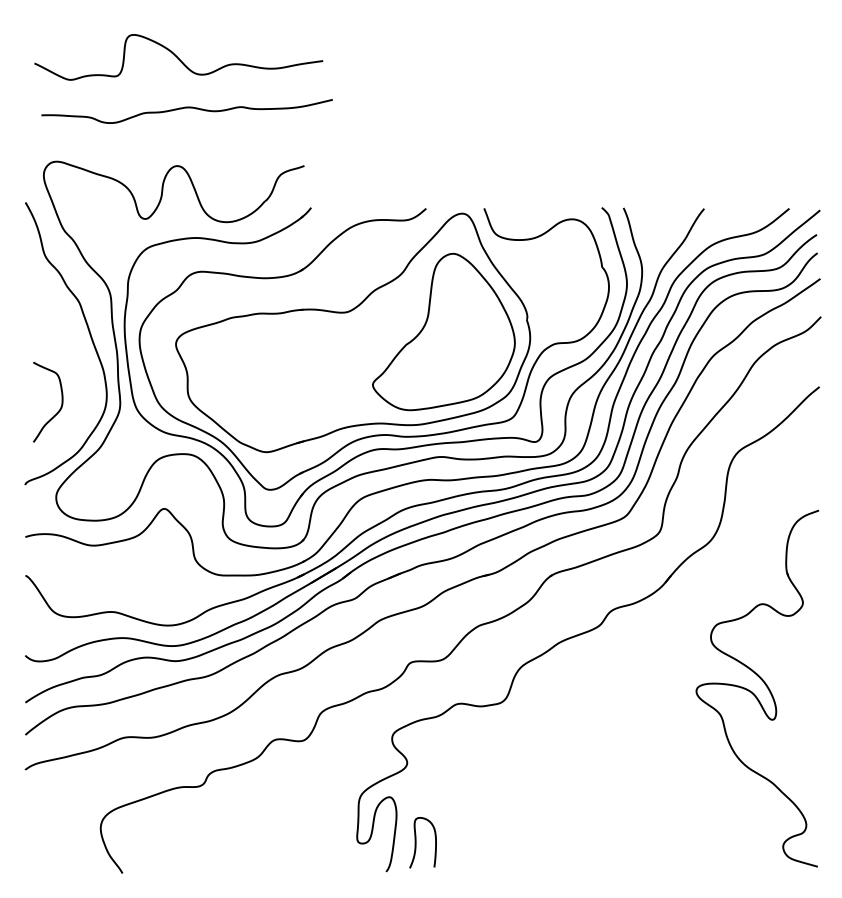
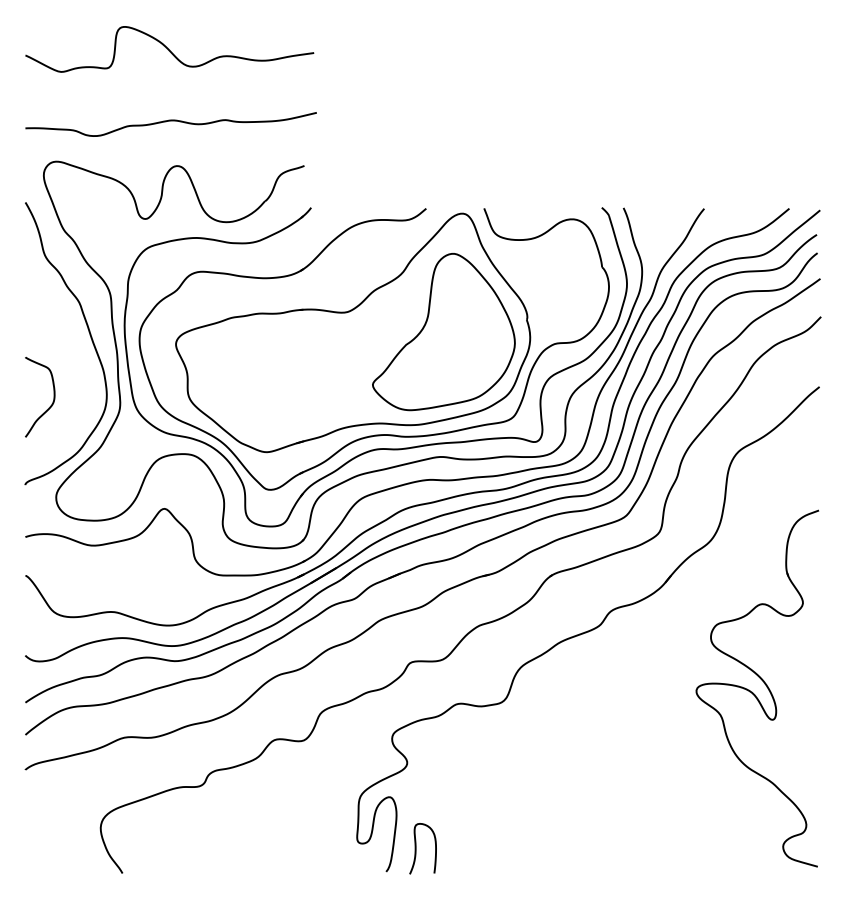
curve position: (178, 57) -> (169, 49) (169, 49)
curve position: (186, 108) -> (170, 121) (170, 121)
curve position: (61, 401) -> (53, 396) (53, 396)
curve position: (416, 842) -> (416, 848) (416, 848)
